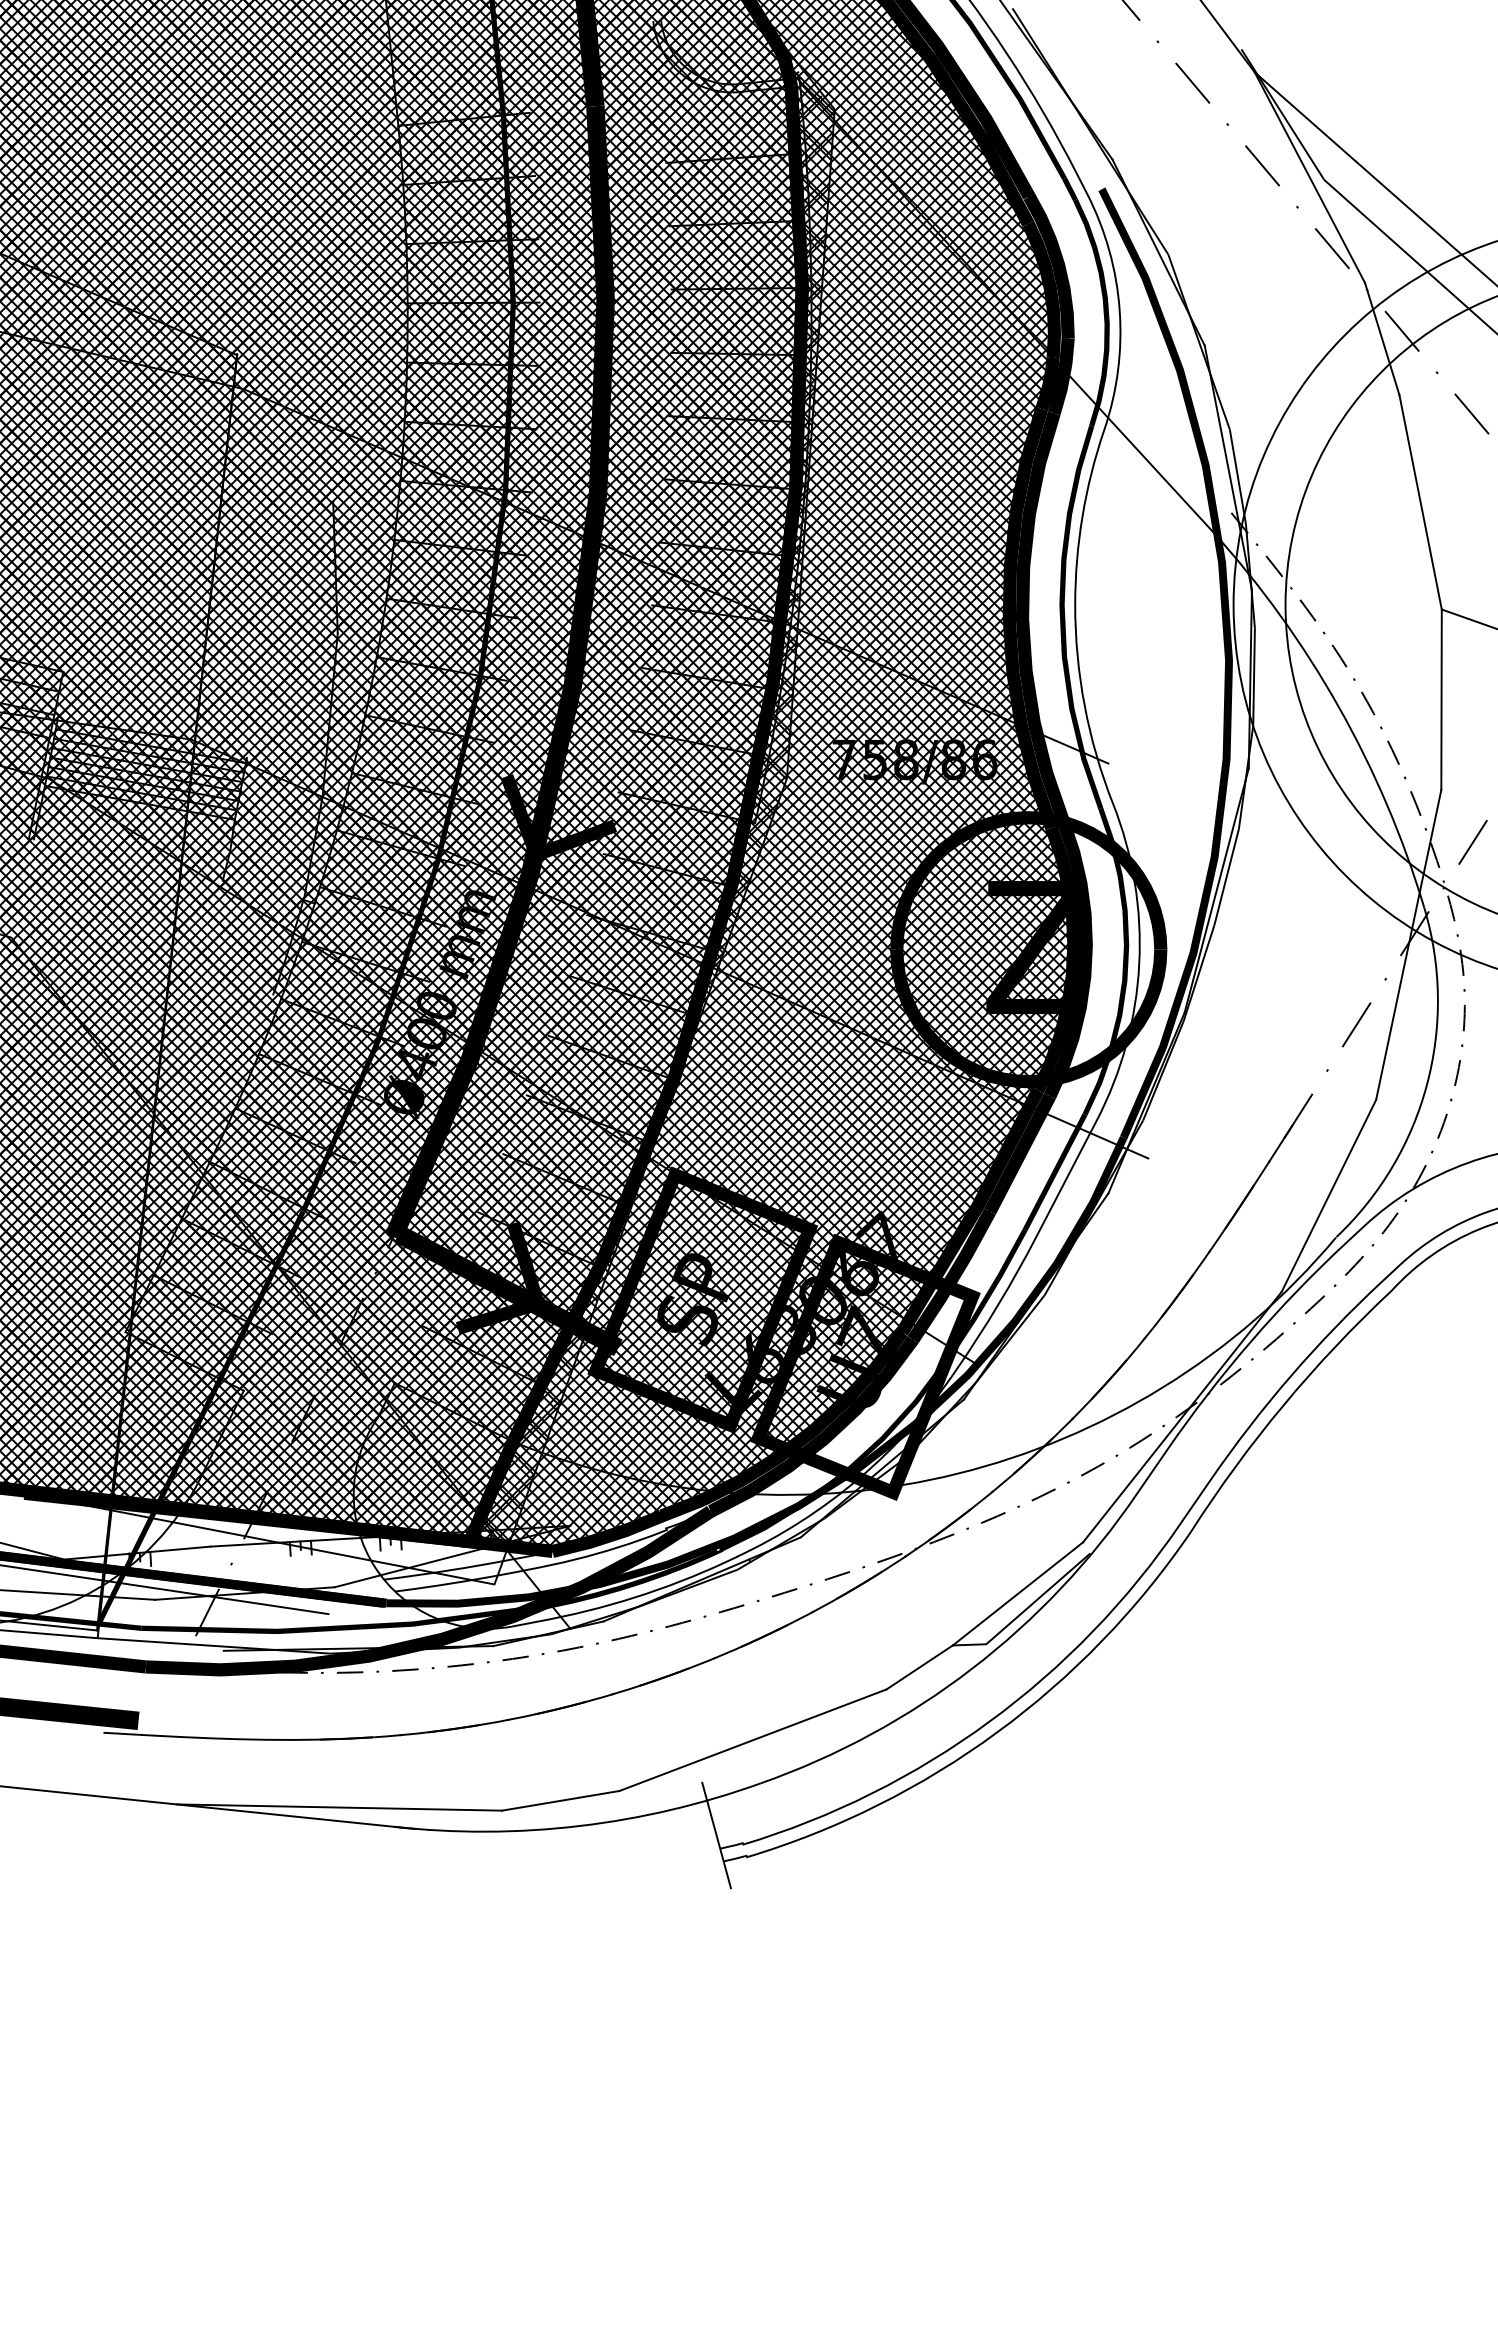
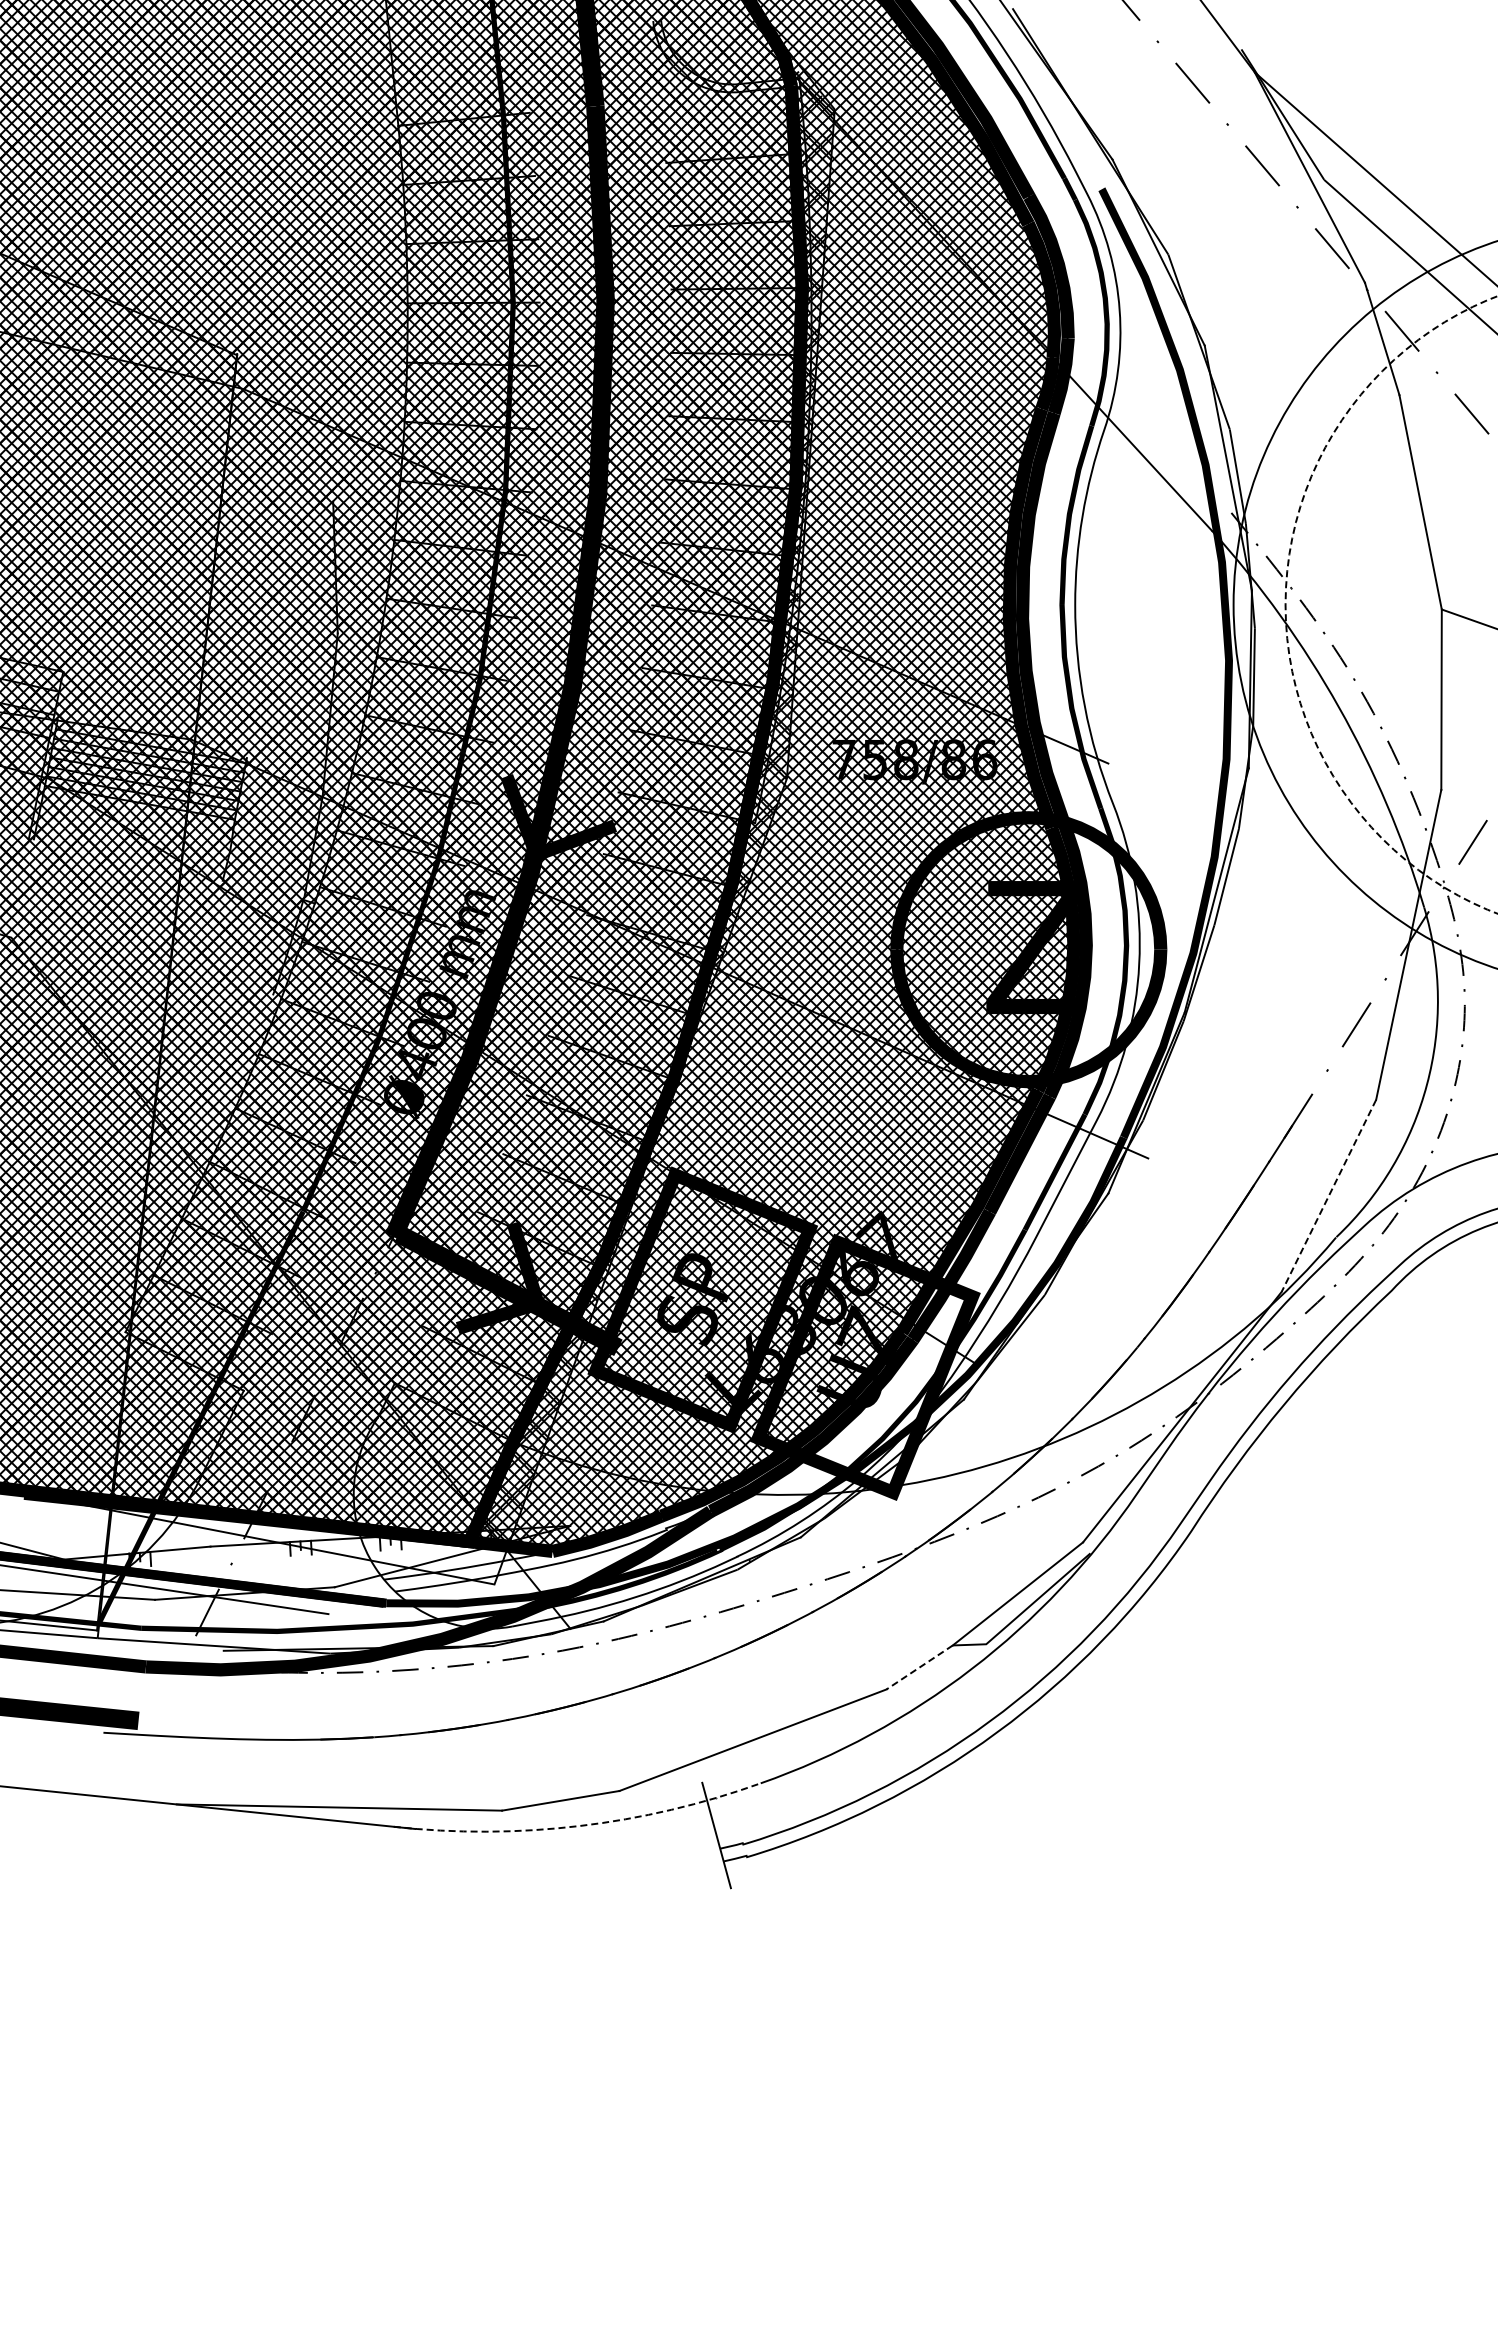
circle: solid -> dashed (1391, 604)
line: solid -> dashed (1328, 1196)
line: solid -> dashed (919, 1667)
line: solid -> dashed (579, 1826)
